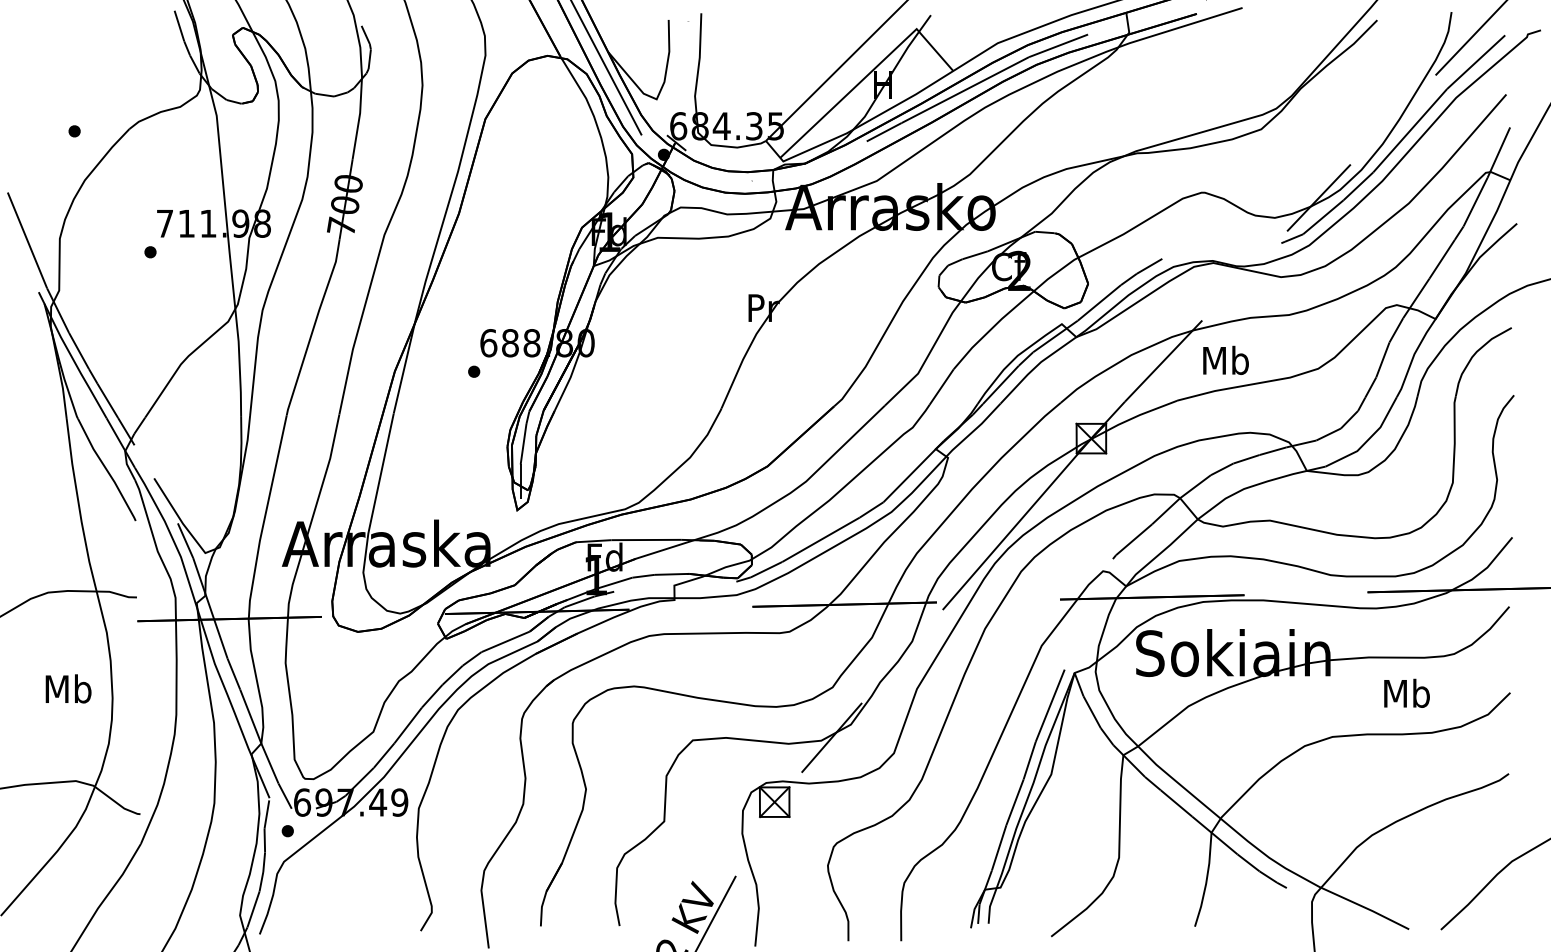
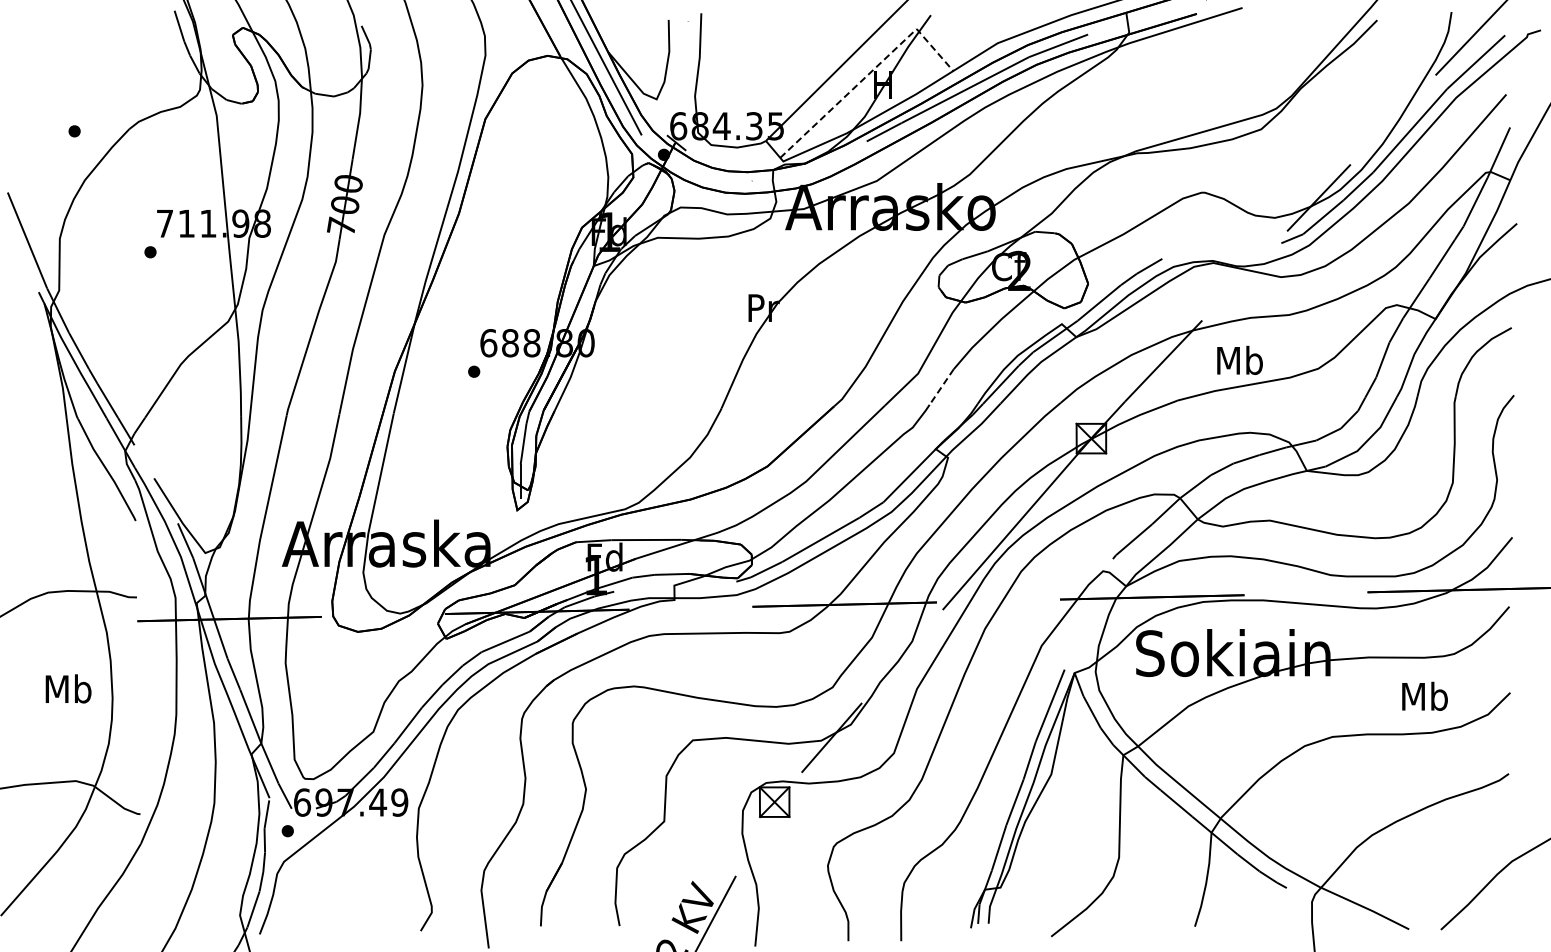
line: solid -> dashed (869, 73)
text position: (1225, 359) -> (1239, 359) (1239, 359)
line: solid -> dashed (941, 387)
text position: (1406, 692) -> (1424, 695) (1424, 695)
